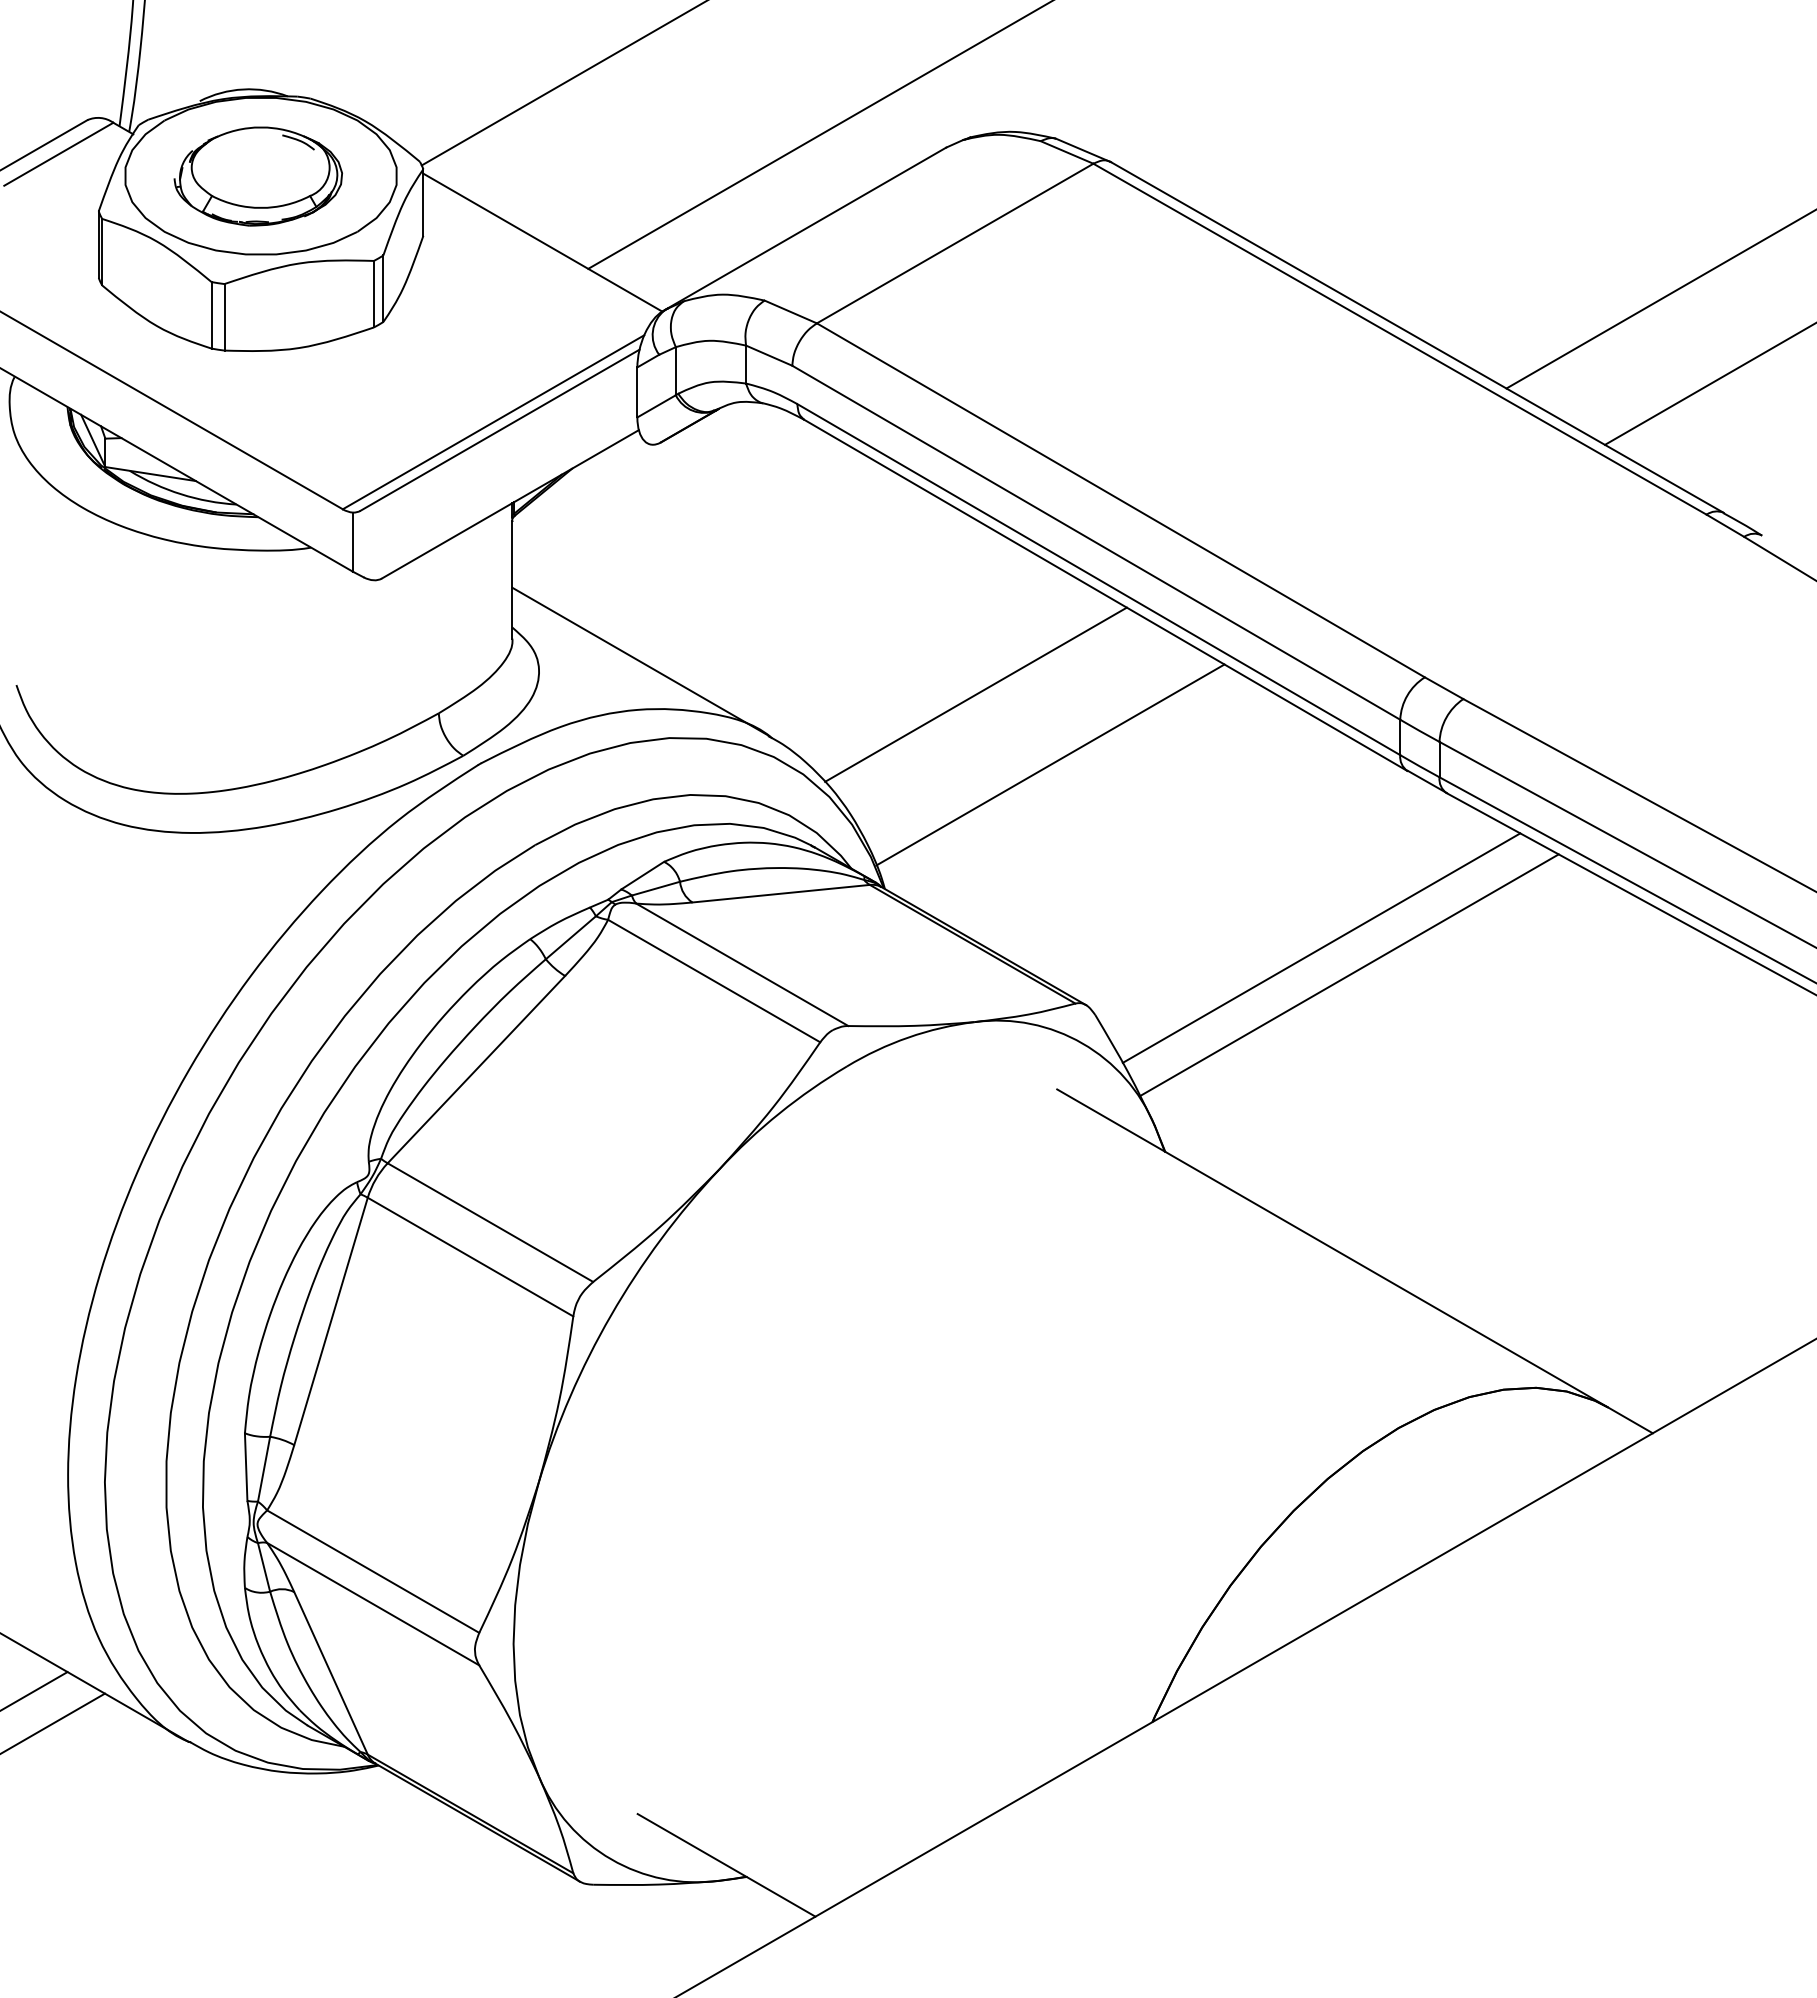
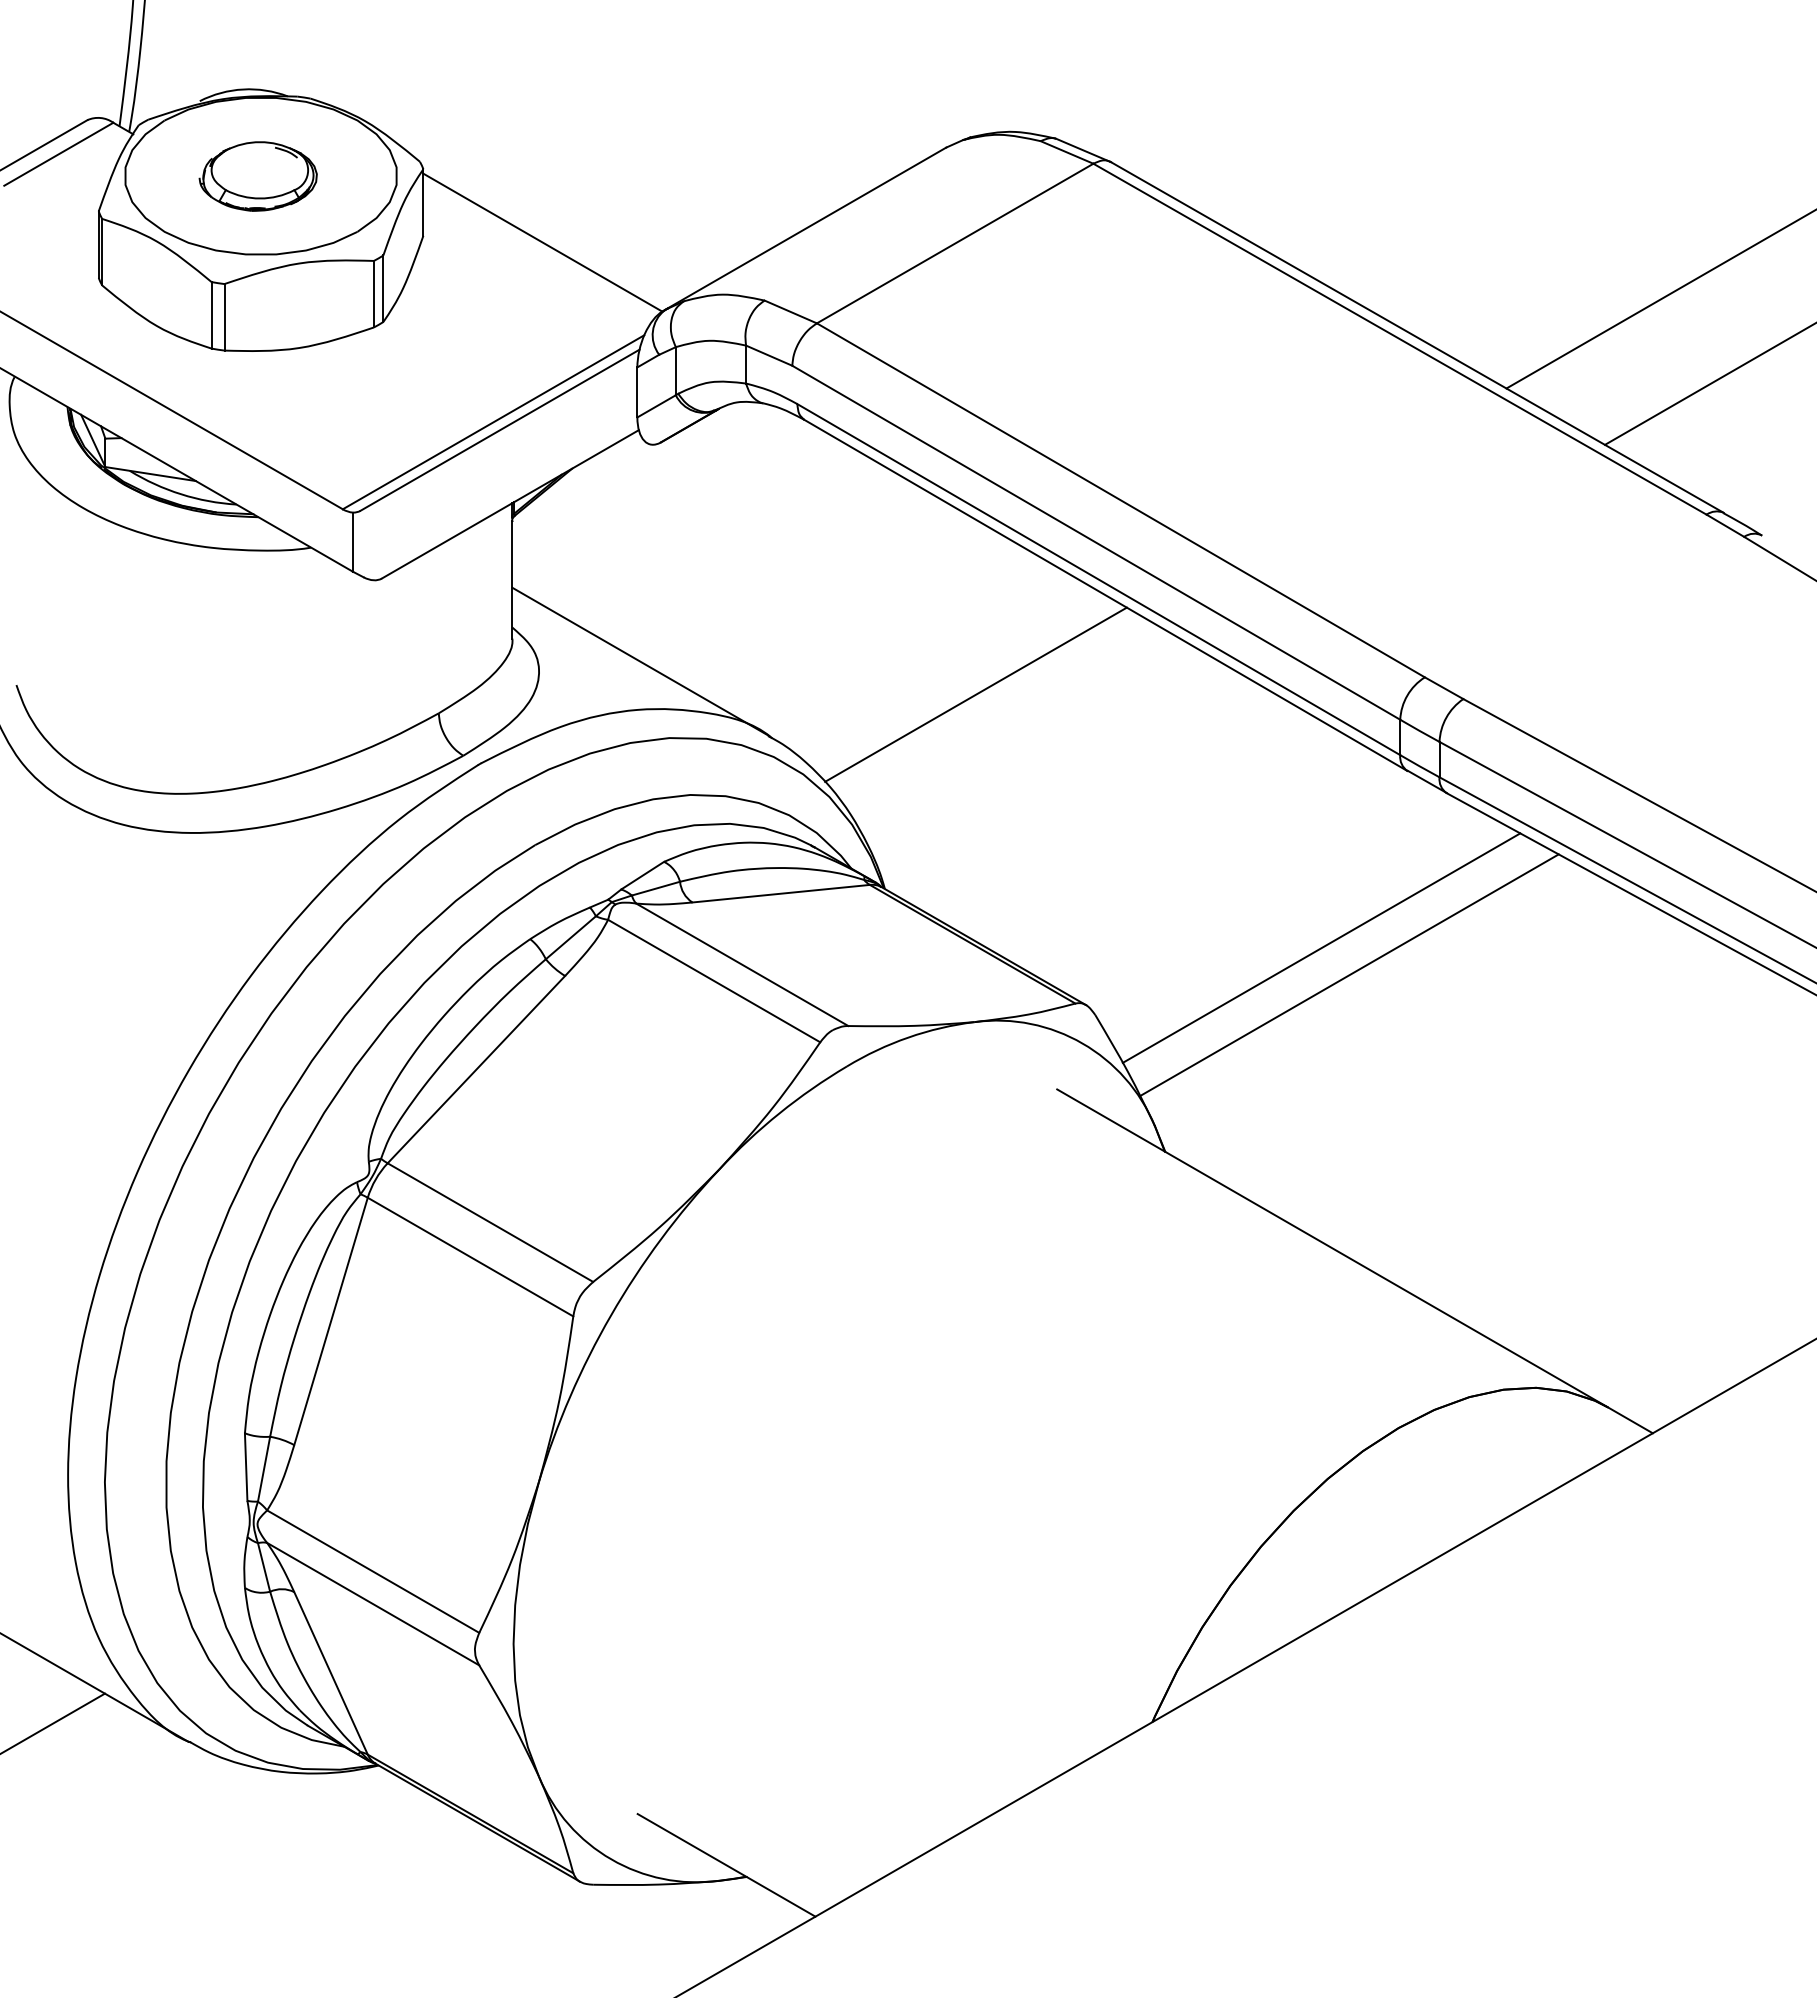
line: present -> none (562, 83)
line: present -> none (818, 135)
part size: 170x101 px -> 120x71 px (257, 176)
line: present -> none (1050, 764)
line: present -> none (34, 1690)
